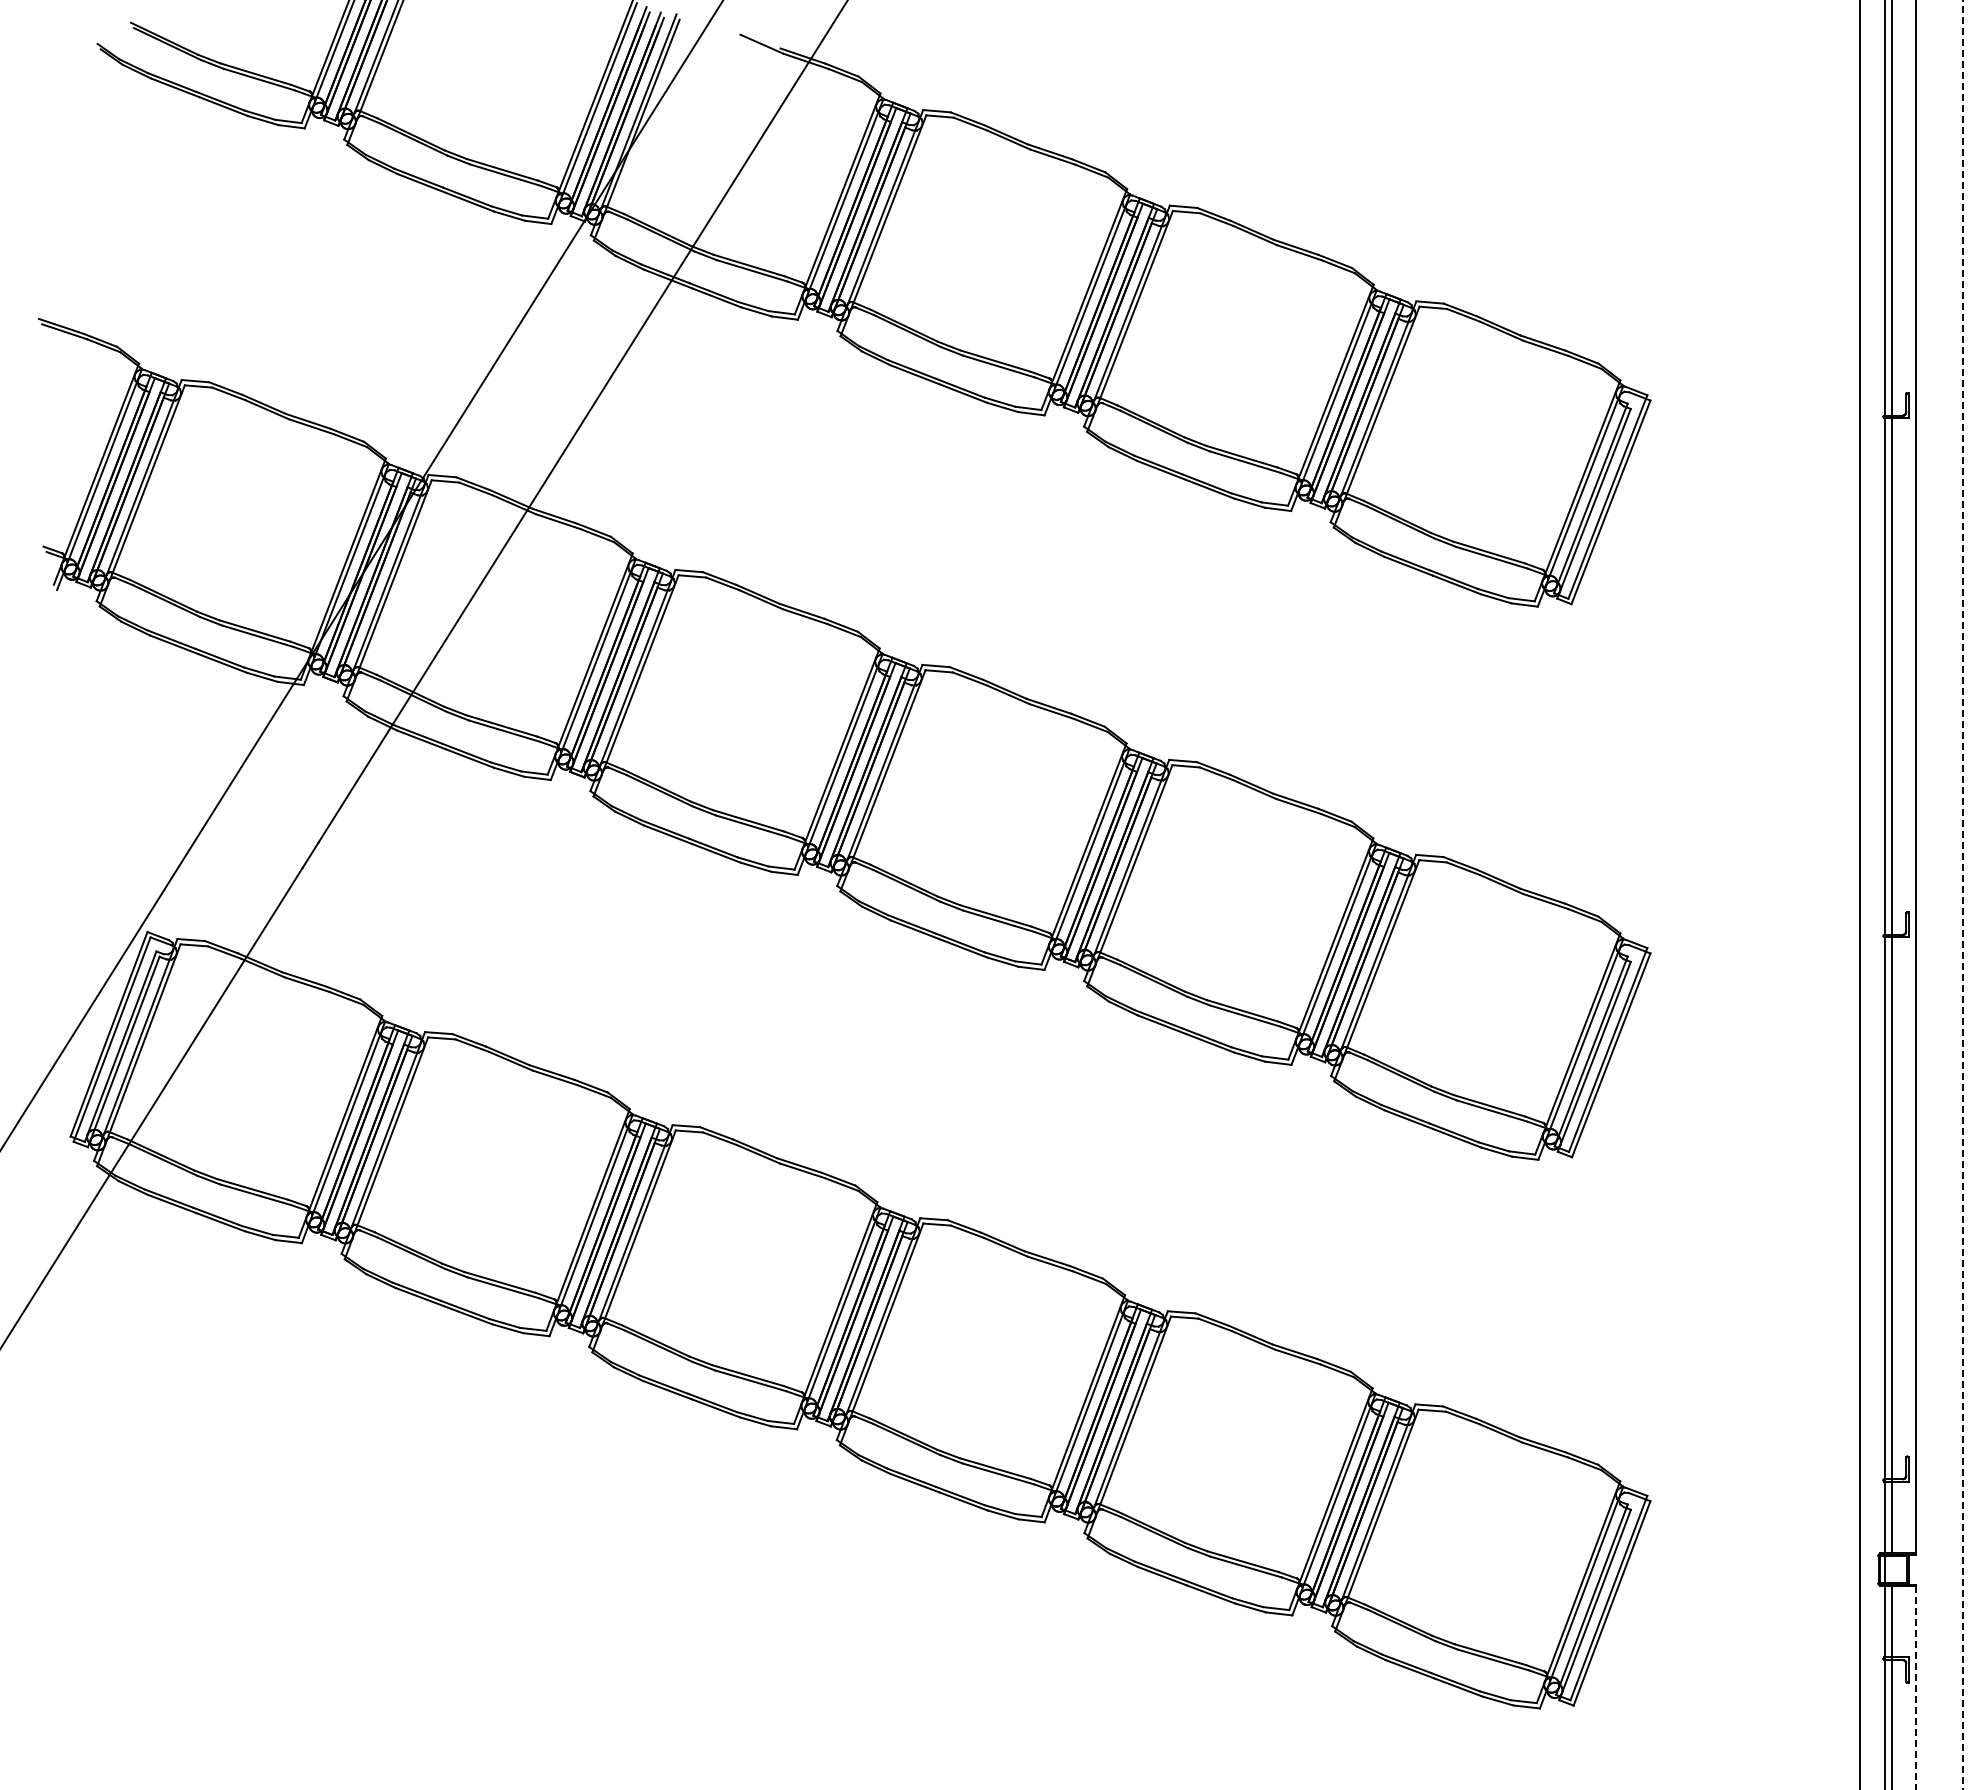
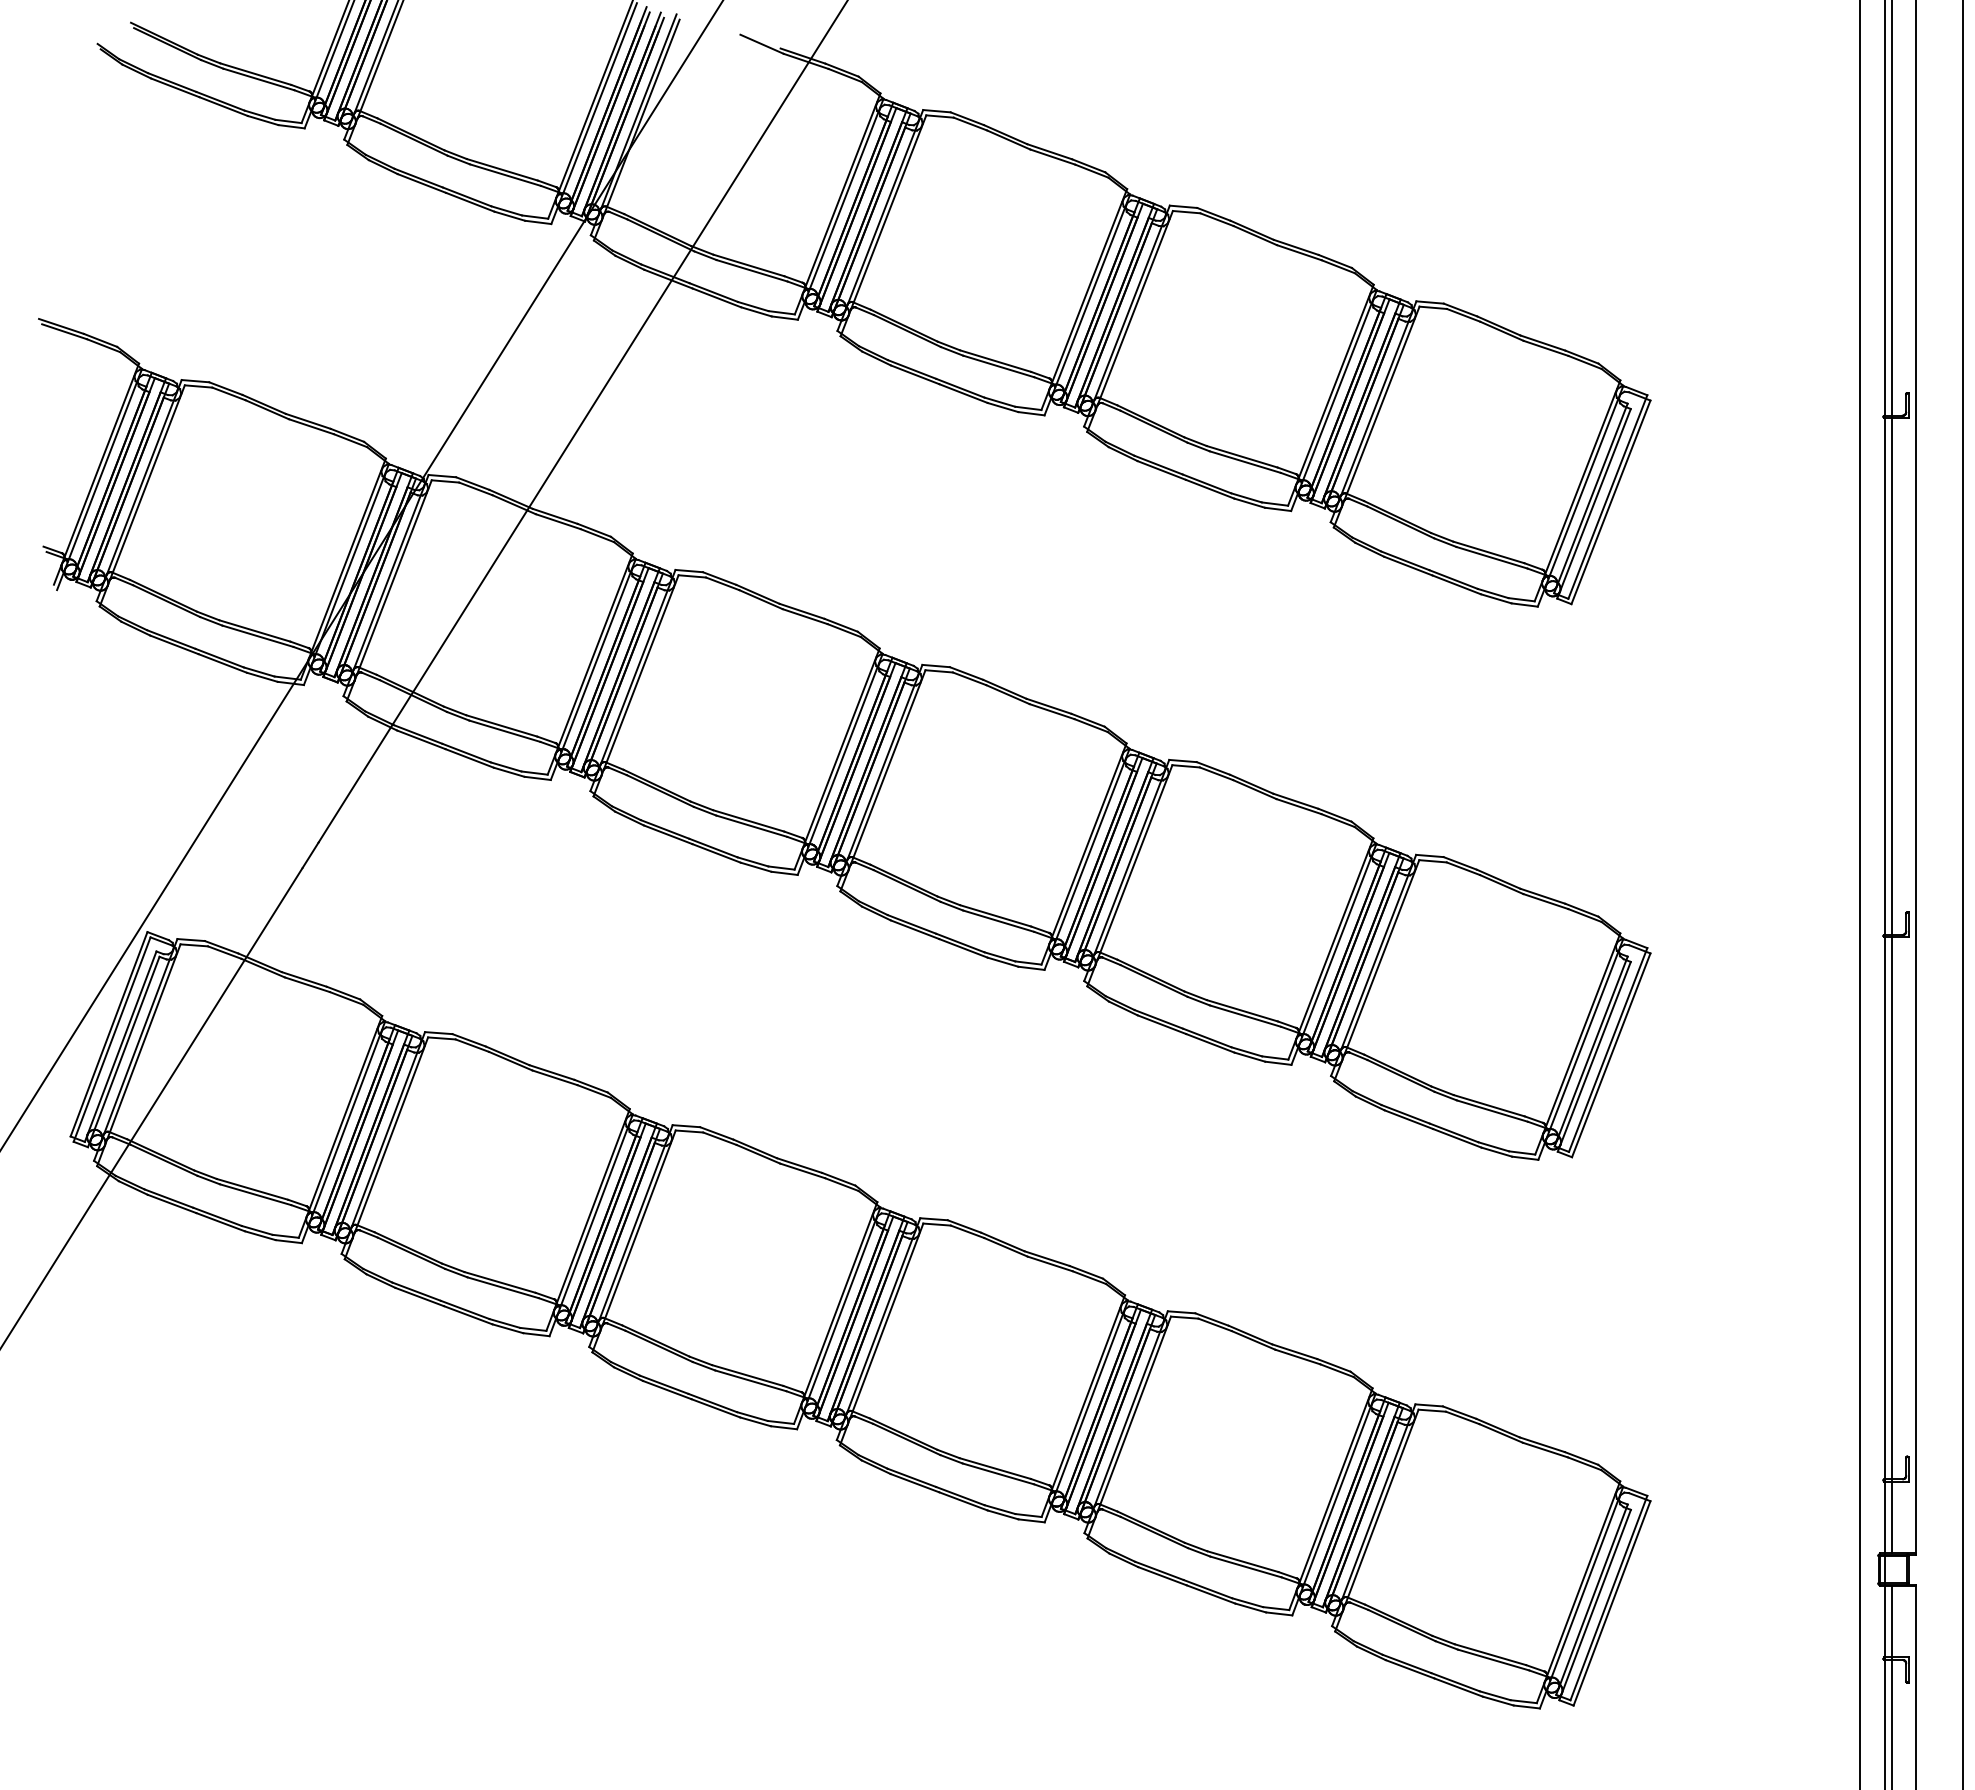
line: dashed -> solid (1962, 894)
line: dashed -> solid (1915, 1688)
